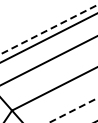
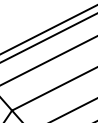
line: dashed -> solid (48, 30)
line: dashed -> solid (72, 110)
